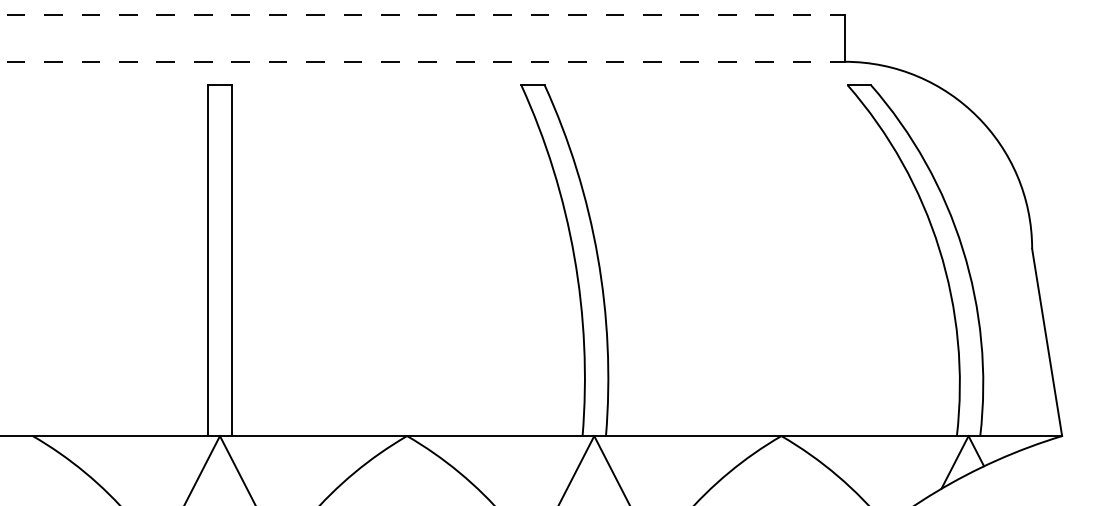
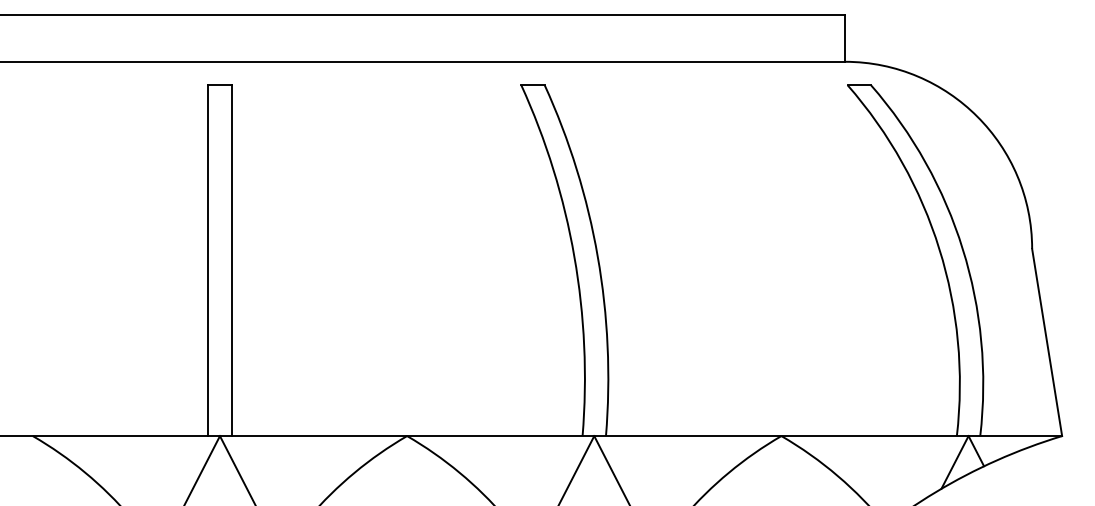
line: dashed -> solid (423, 15)
line: dashed -> solid (423, 61)
